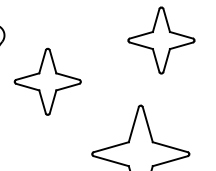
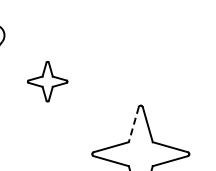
part: present -> none (161, 40)
part size: 69x69 px -> 42x42 px (47, 81)
line: solid -> dashed (133, 125)
